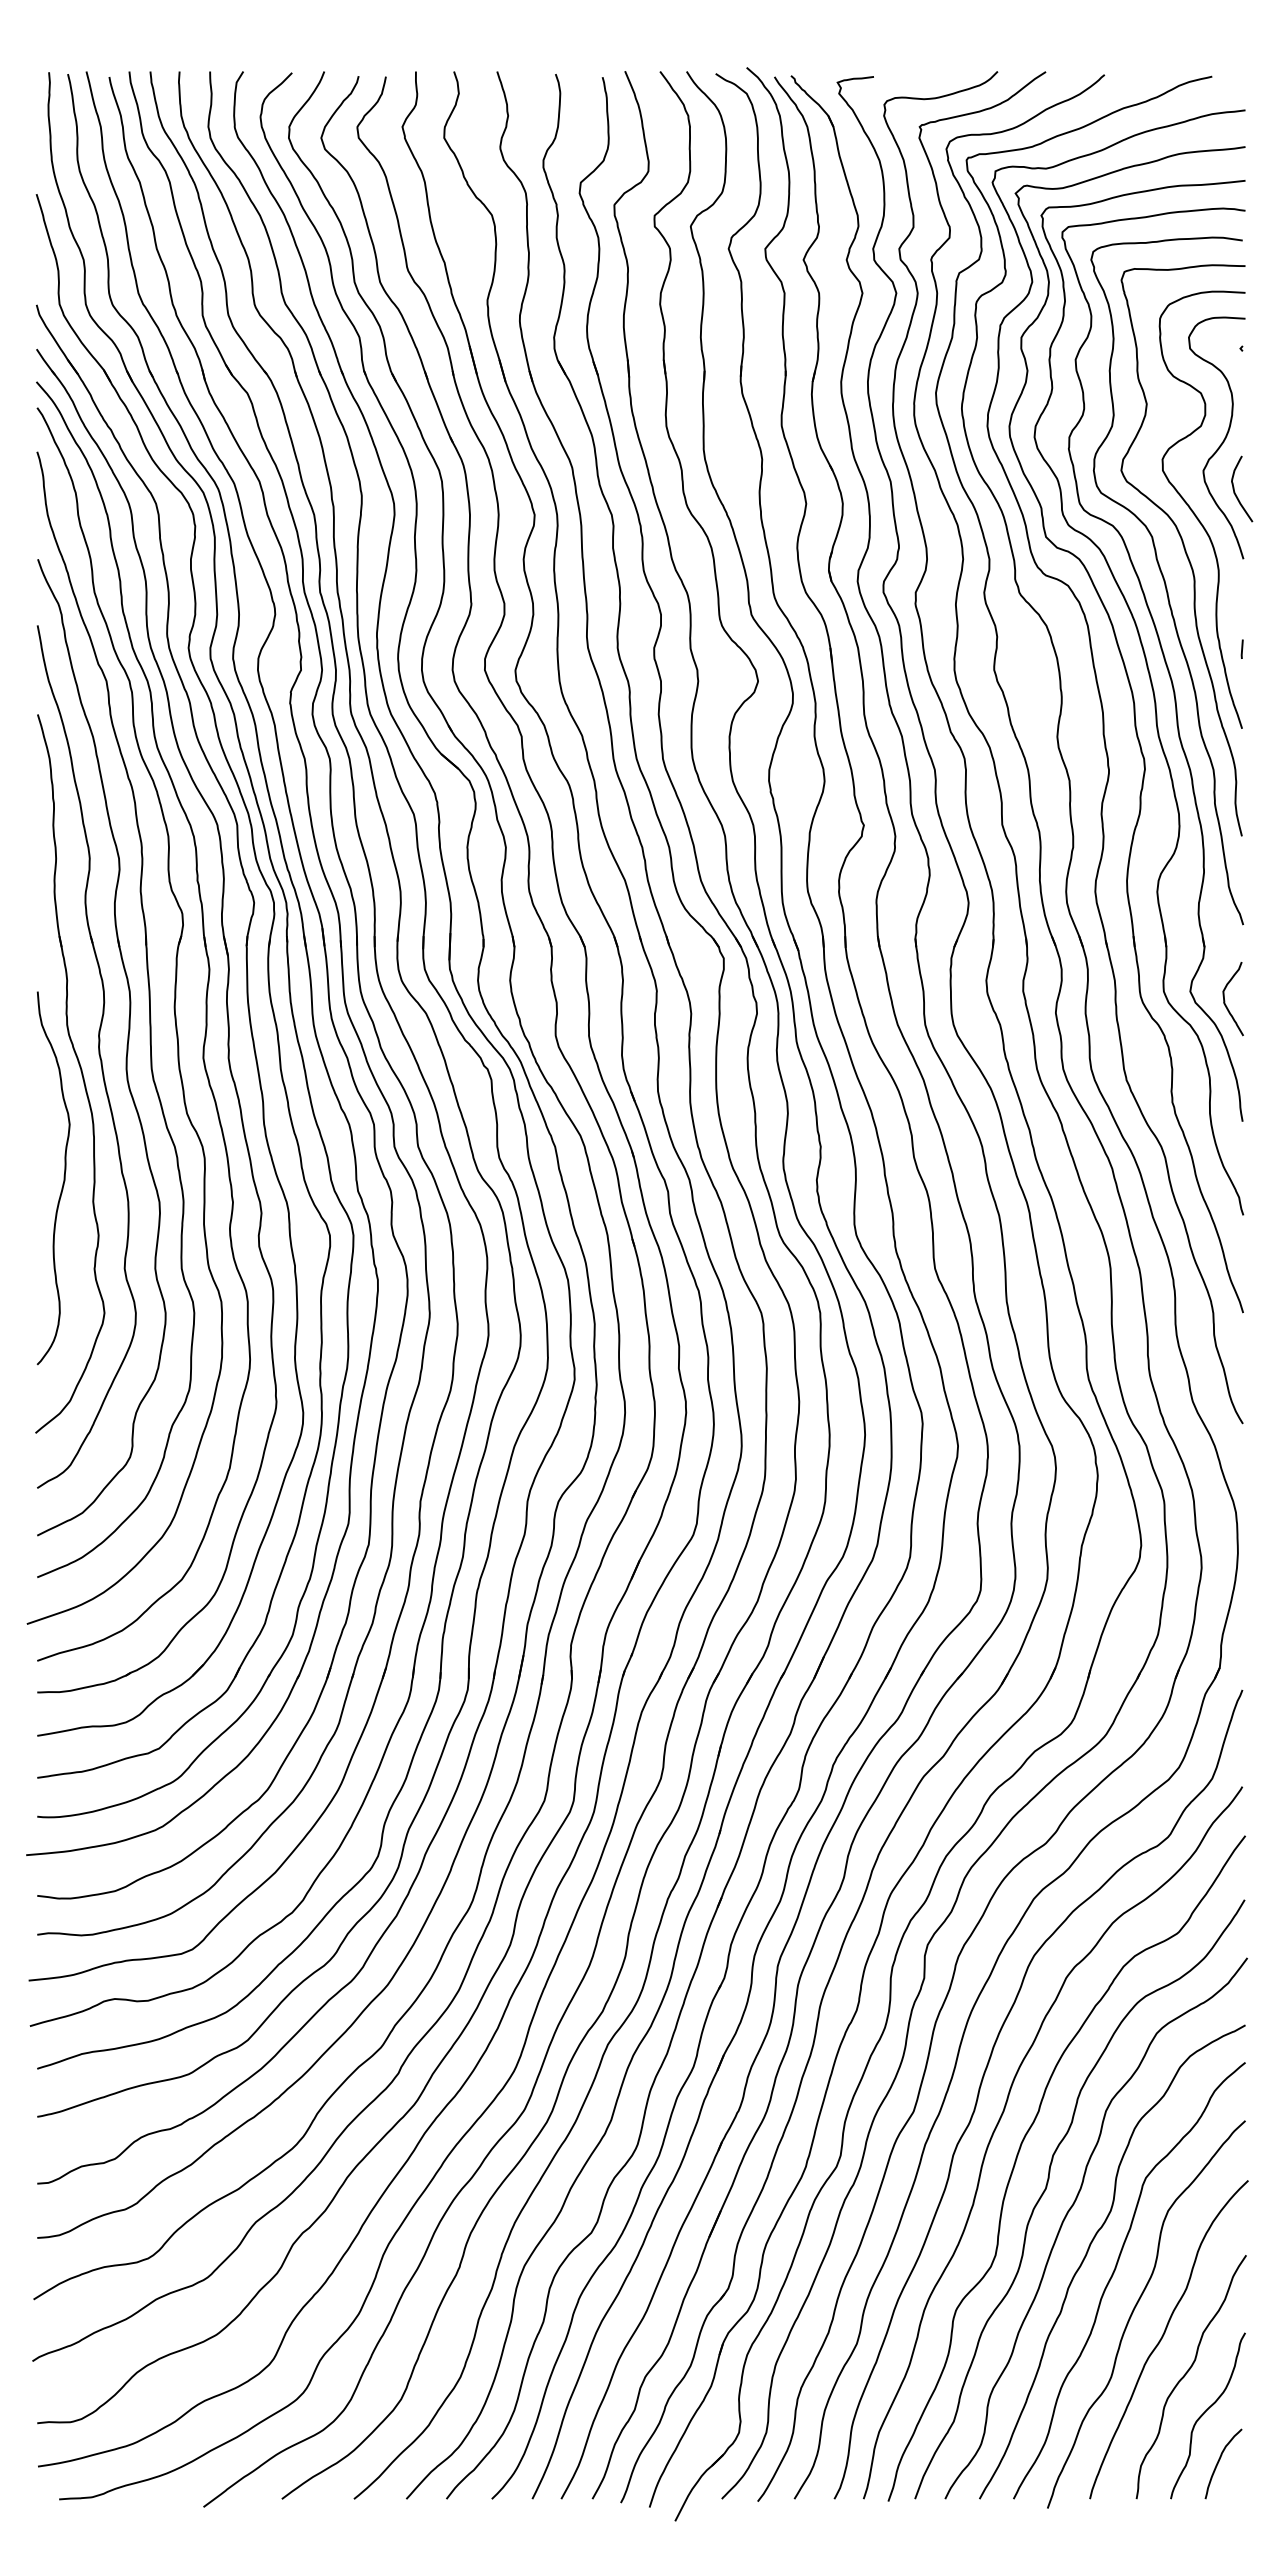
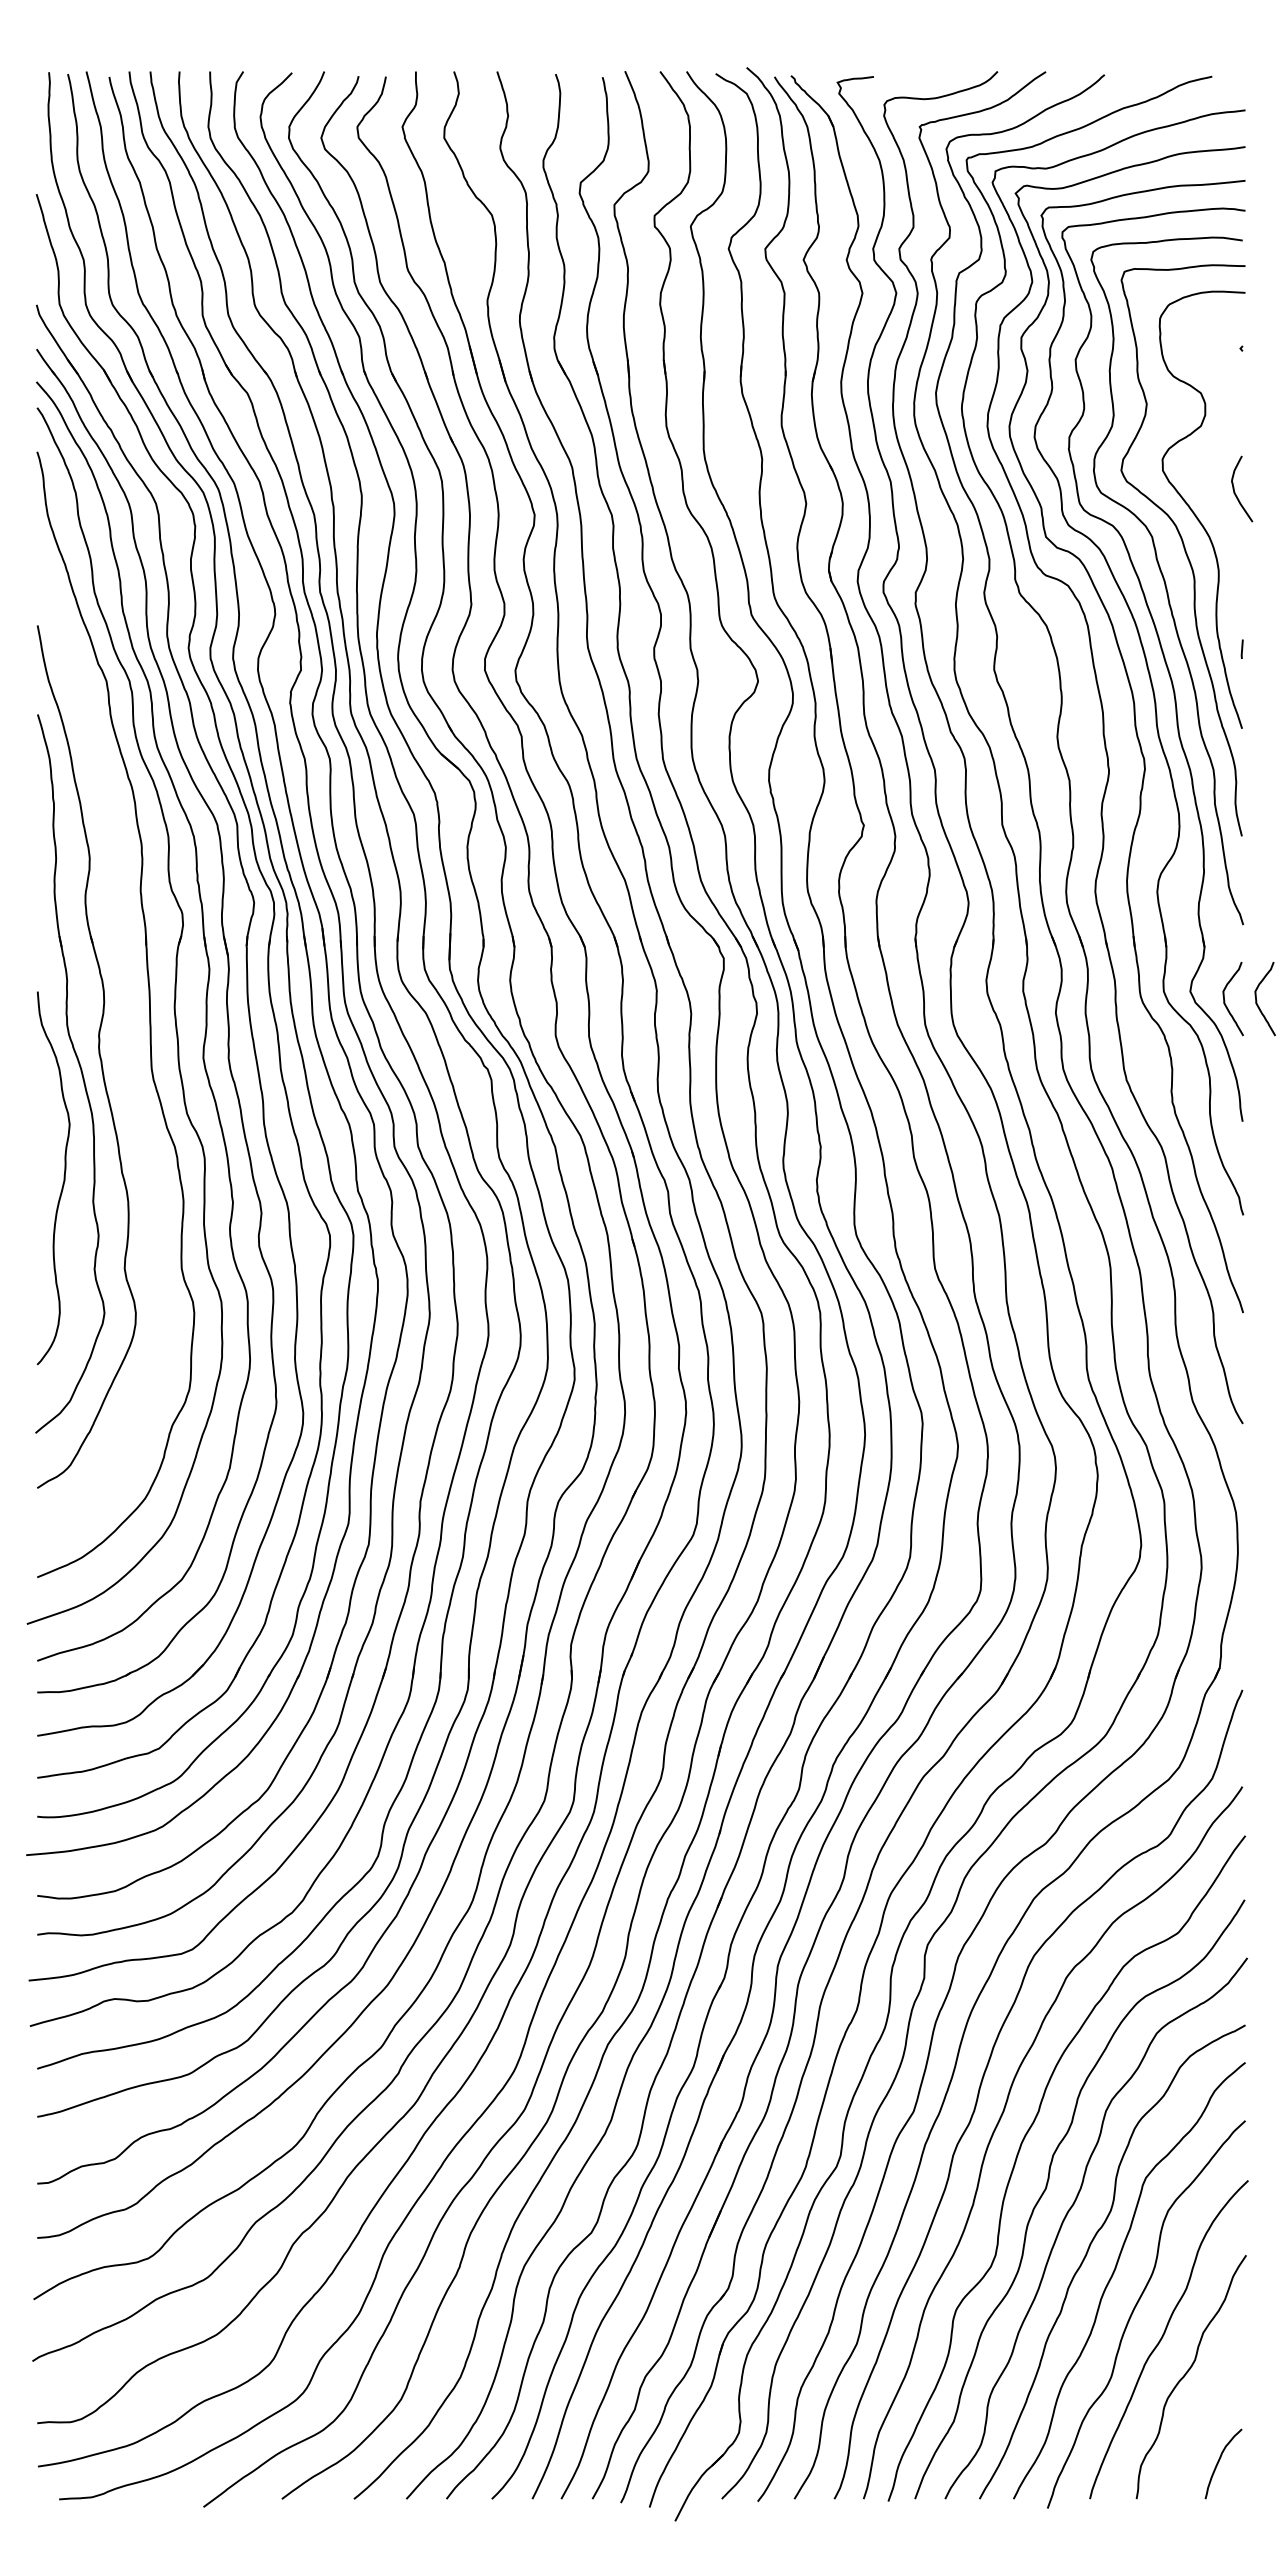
curve: present -> none (1221, 442)
curve: none -> present (1257, 1000)
part: present -> none (126, 1047)
curve: present -> none (1204, 2414)
